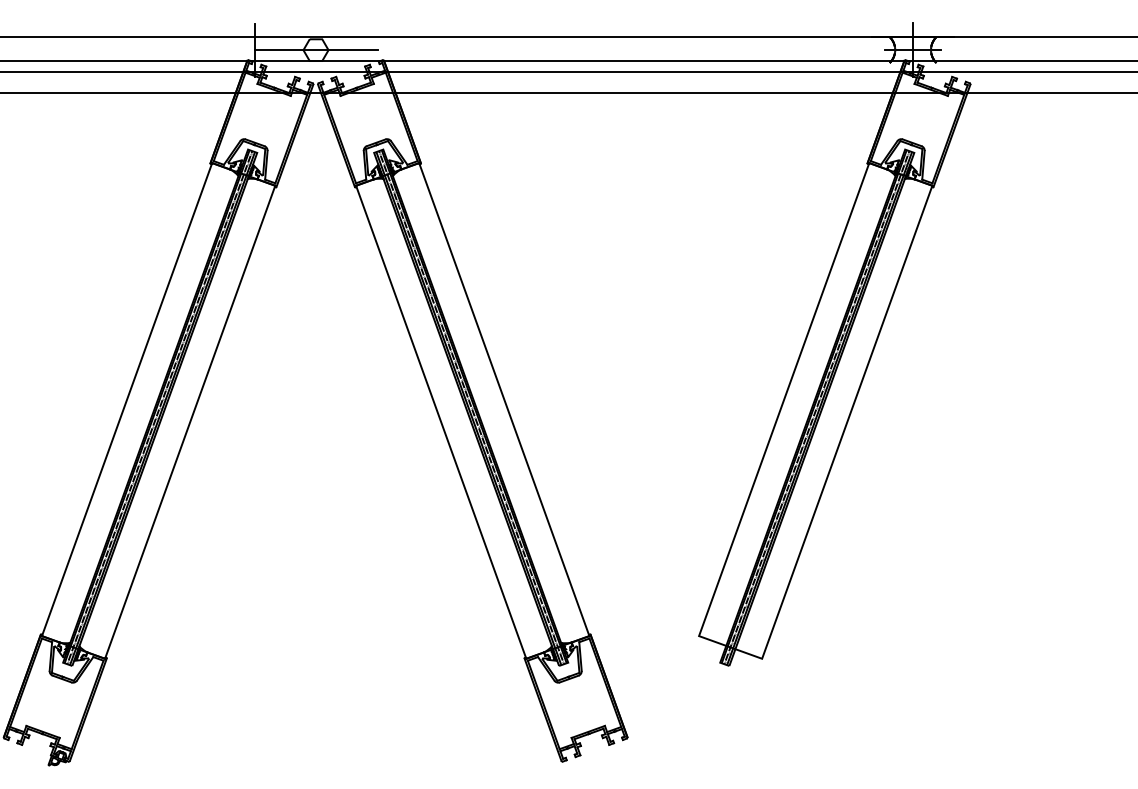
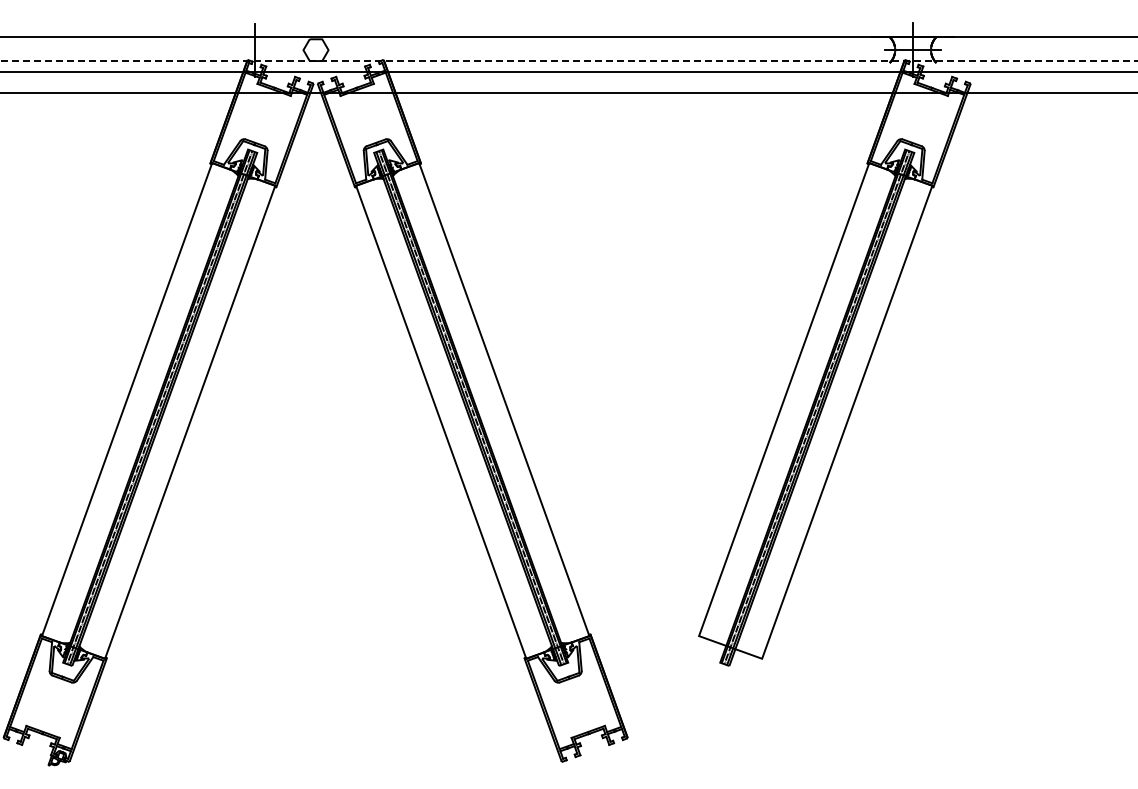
line: present -> none (315, 50)
line: solid -> dashed (568, 60)
